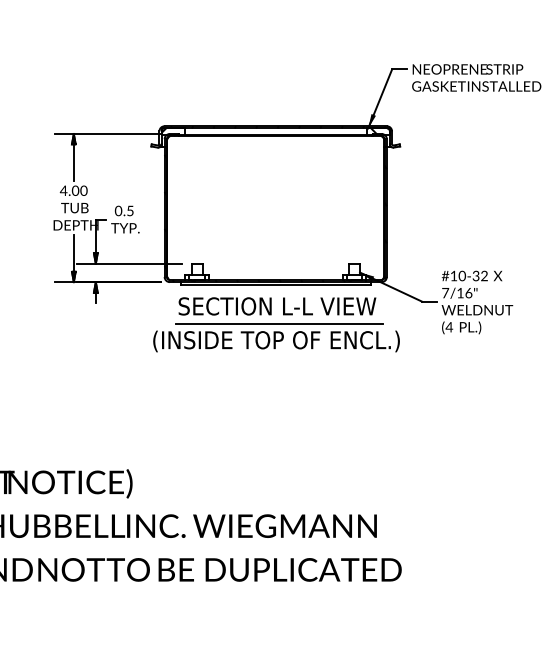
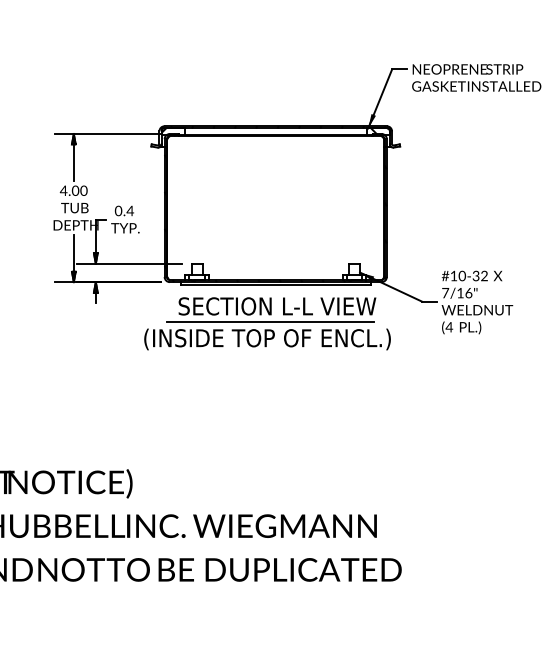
text: 0.5 -> 0.4 (130, 210)
part position: (276, 337) -> (267, 335) (267, 335)
